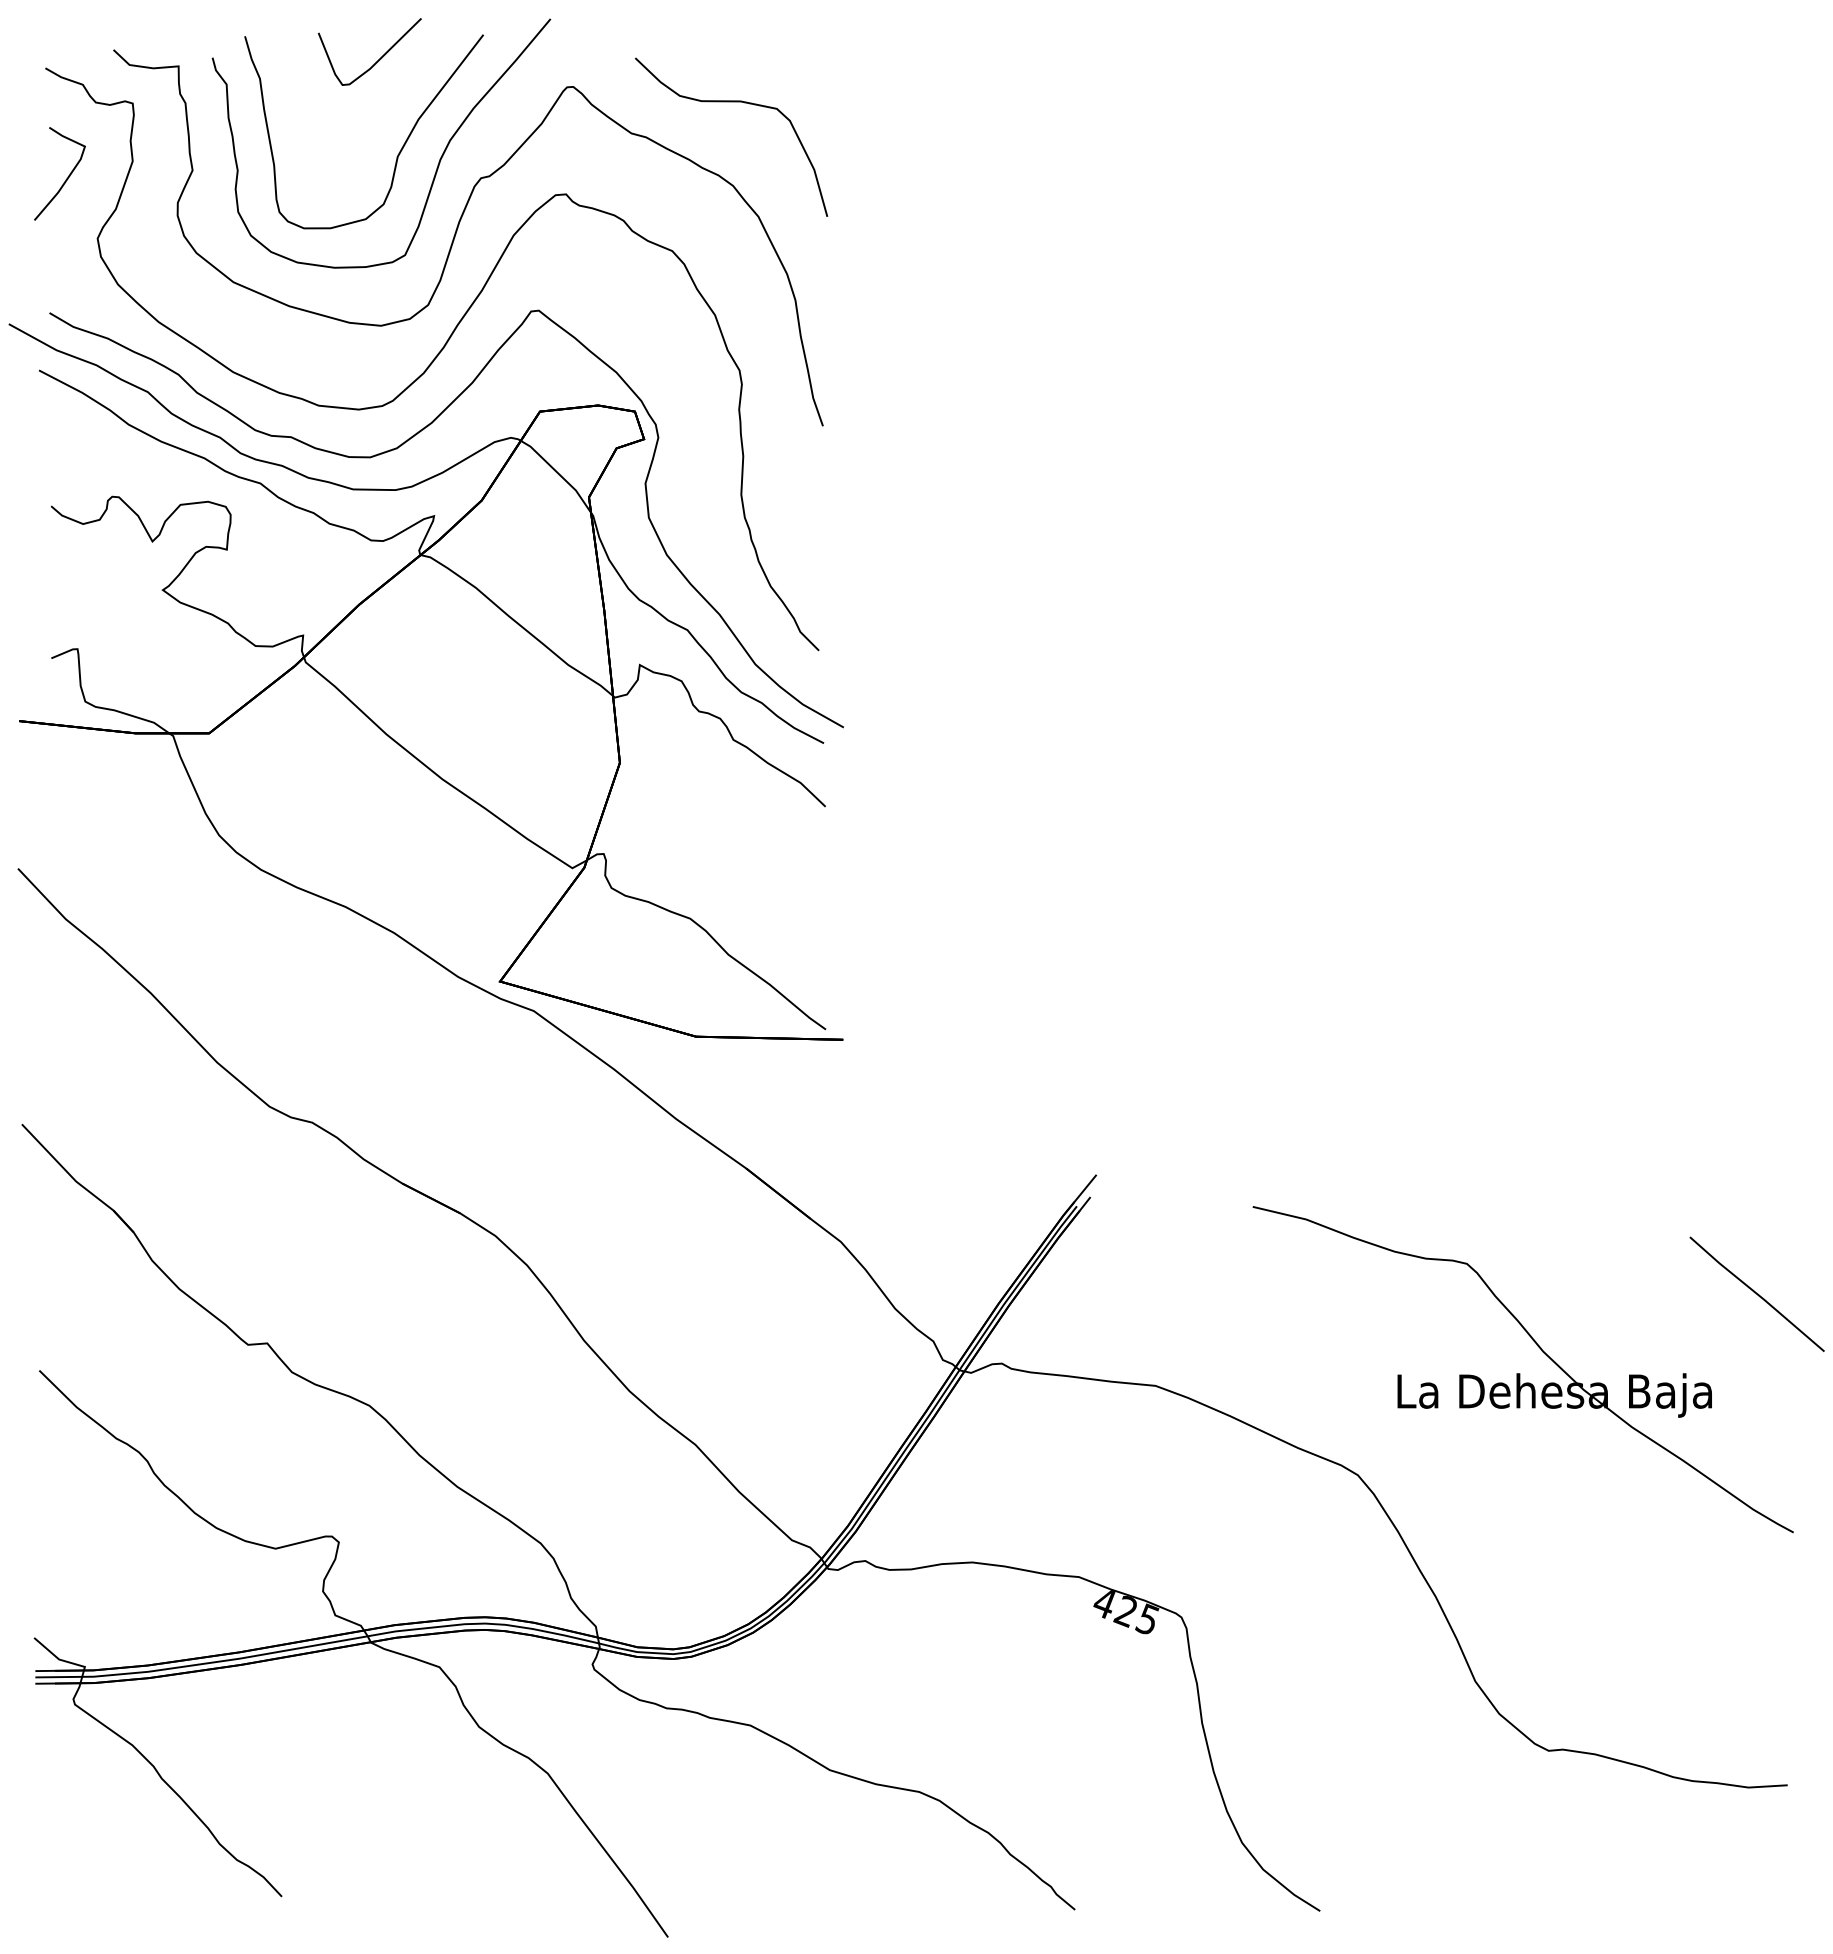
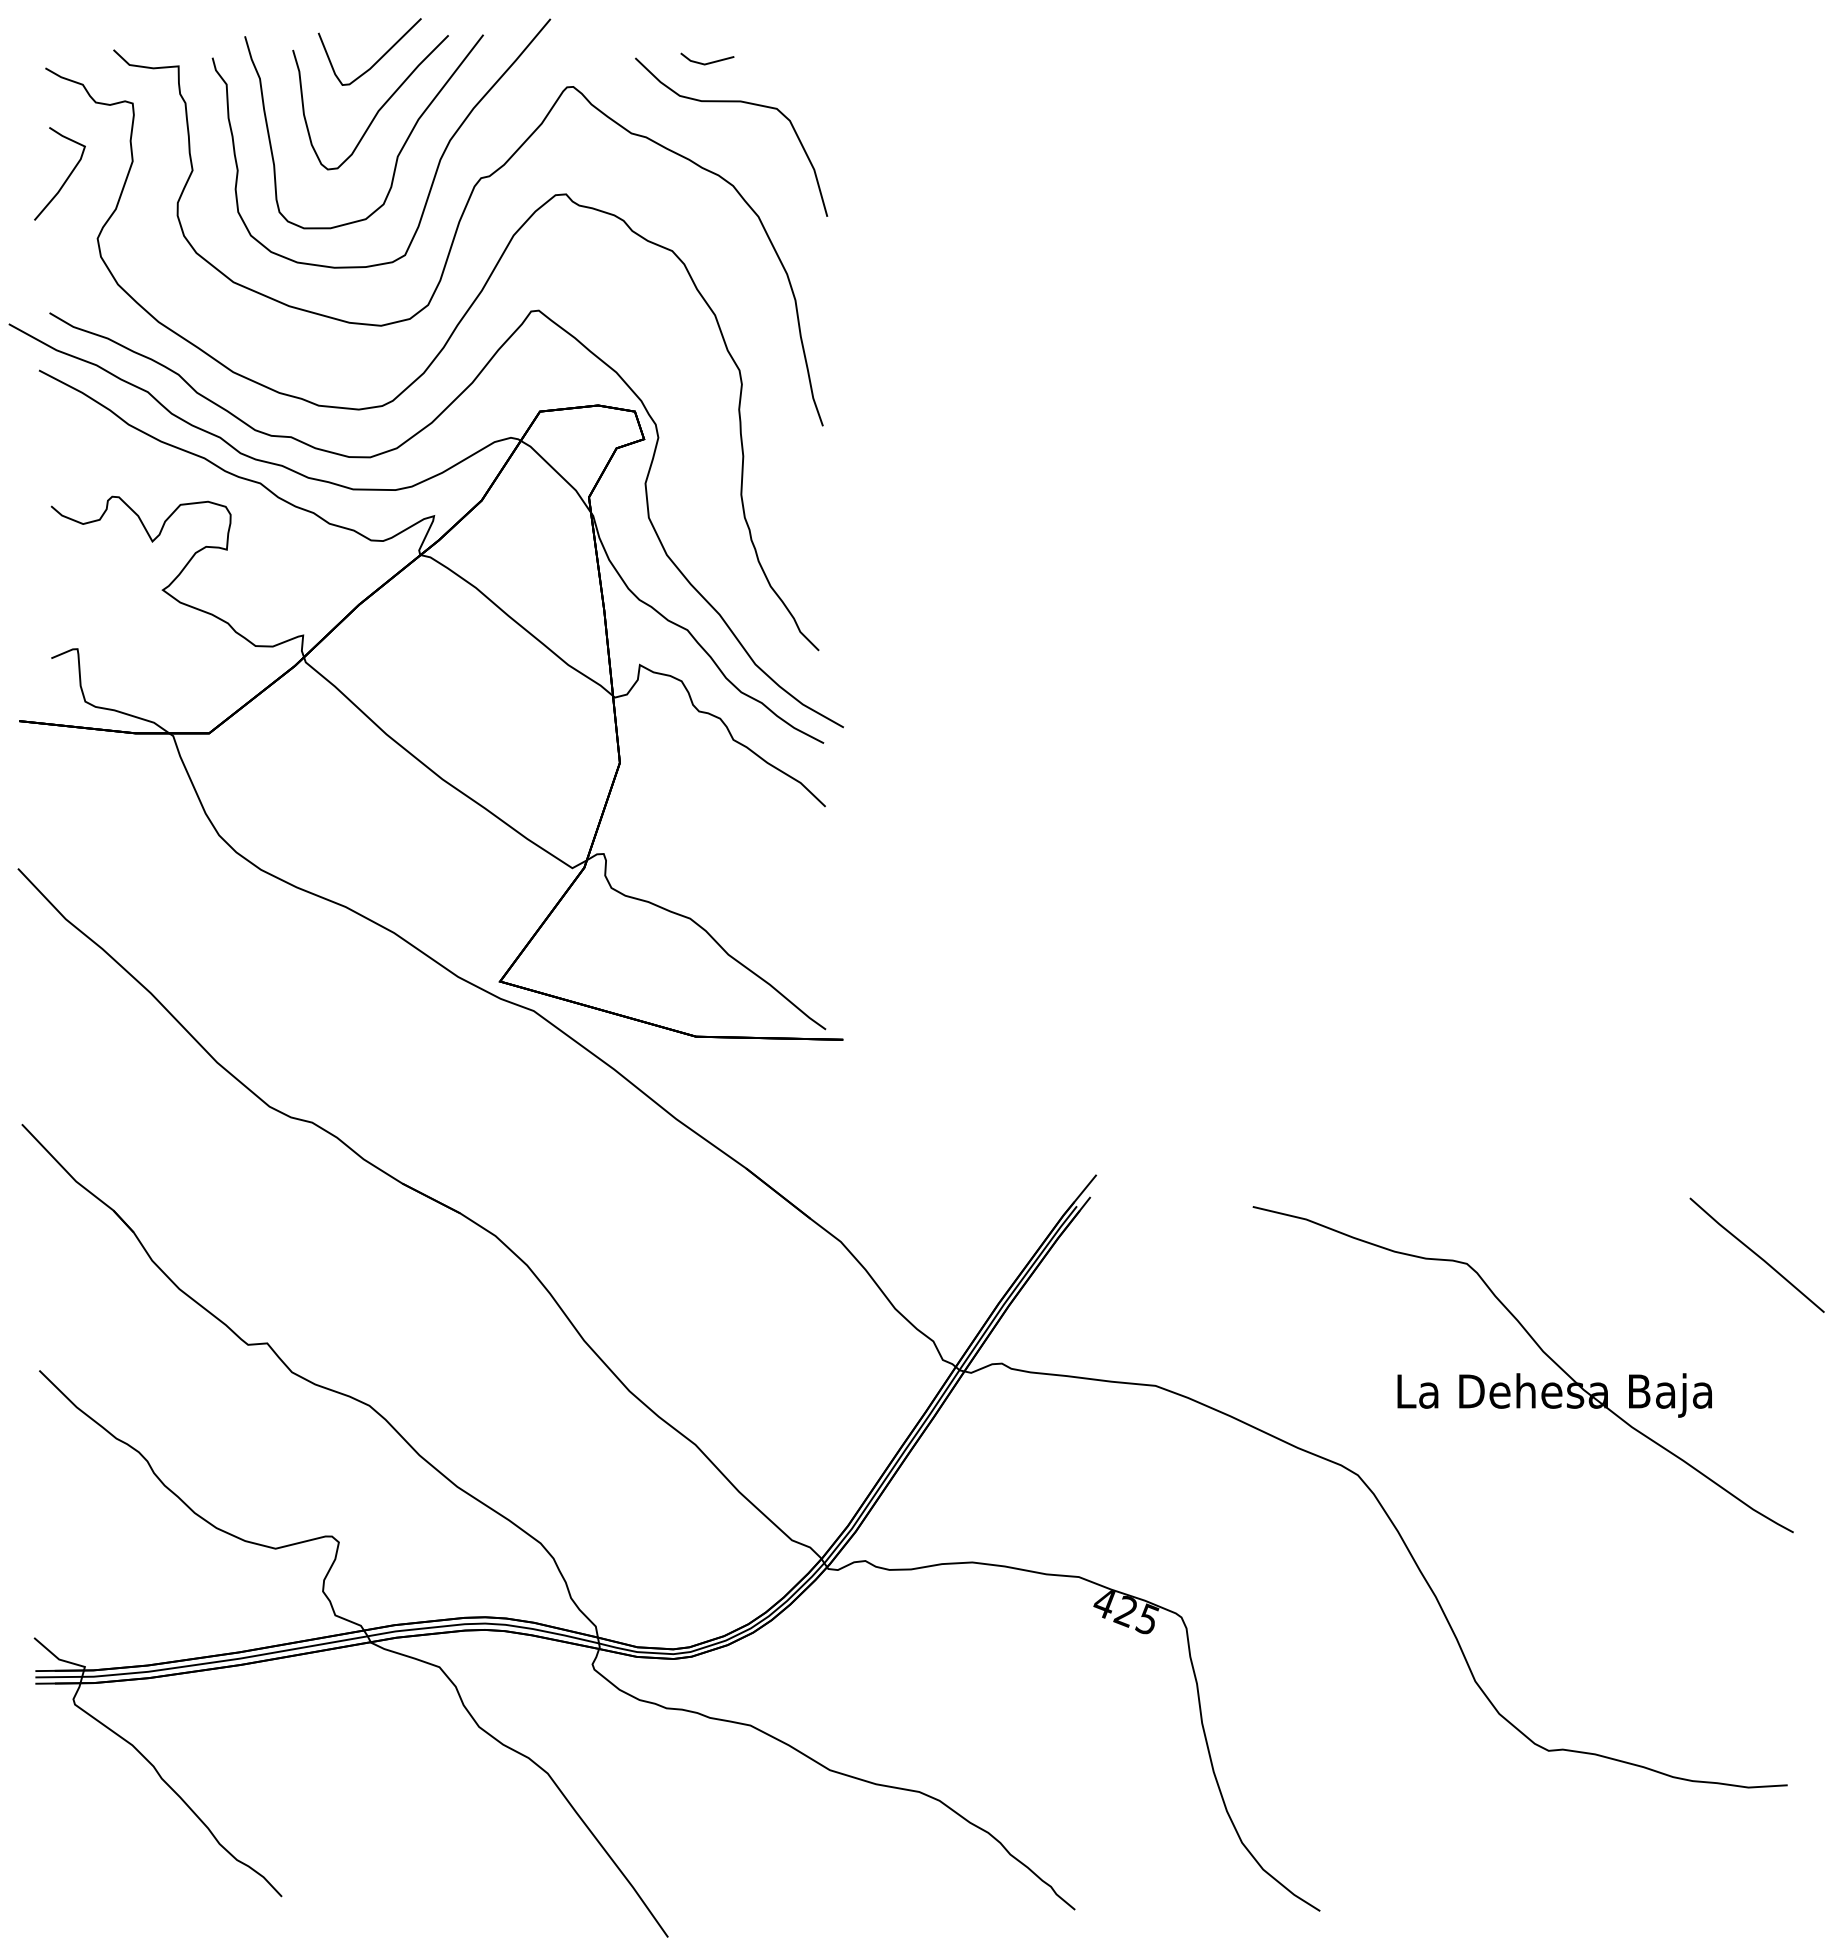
line: none -> present (707, 62)
curve: none -> present (378, 109)
part position: (1756, 1293) -> (1756, 1254) (1756, 1254)
